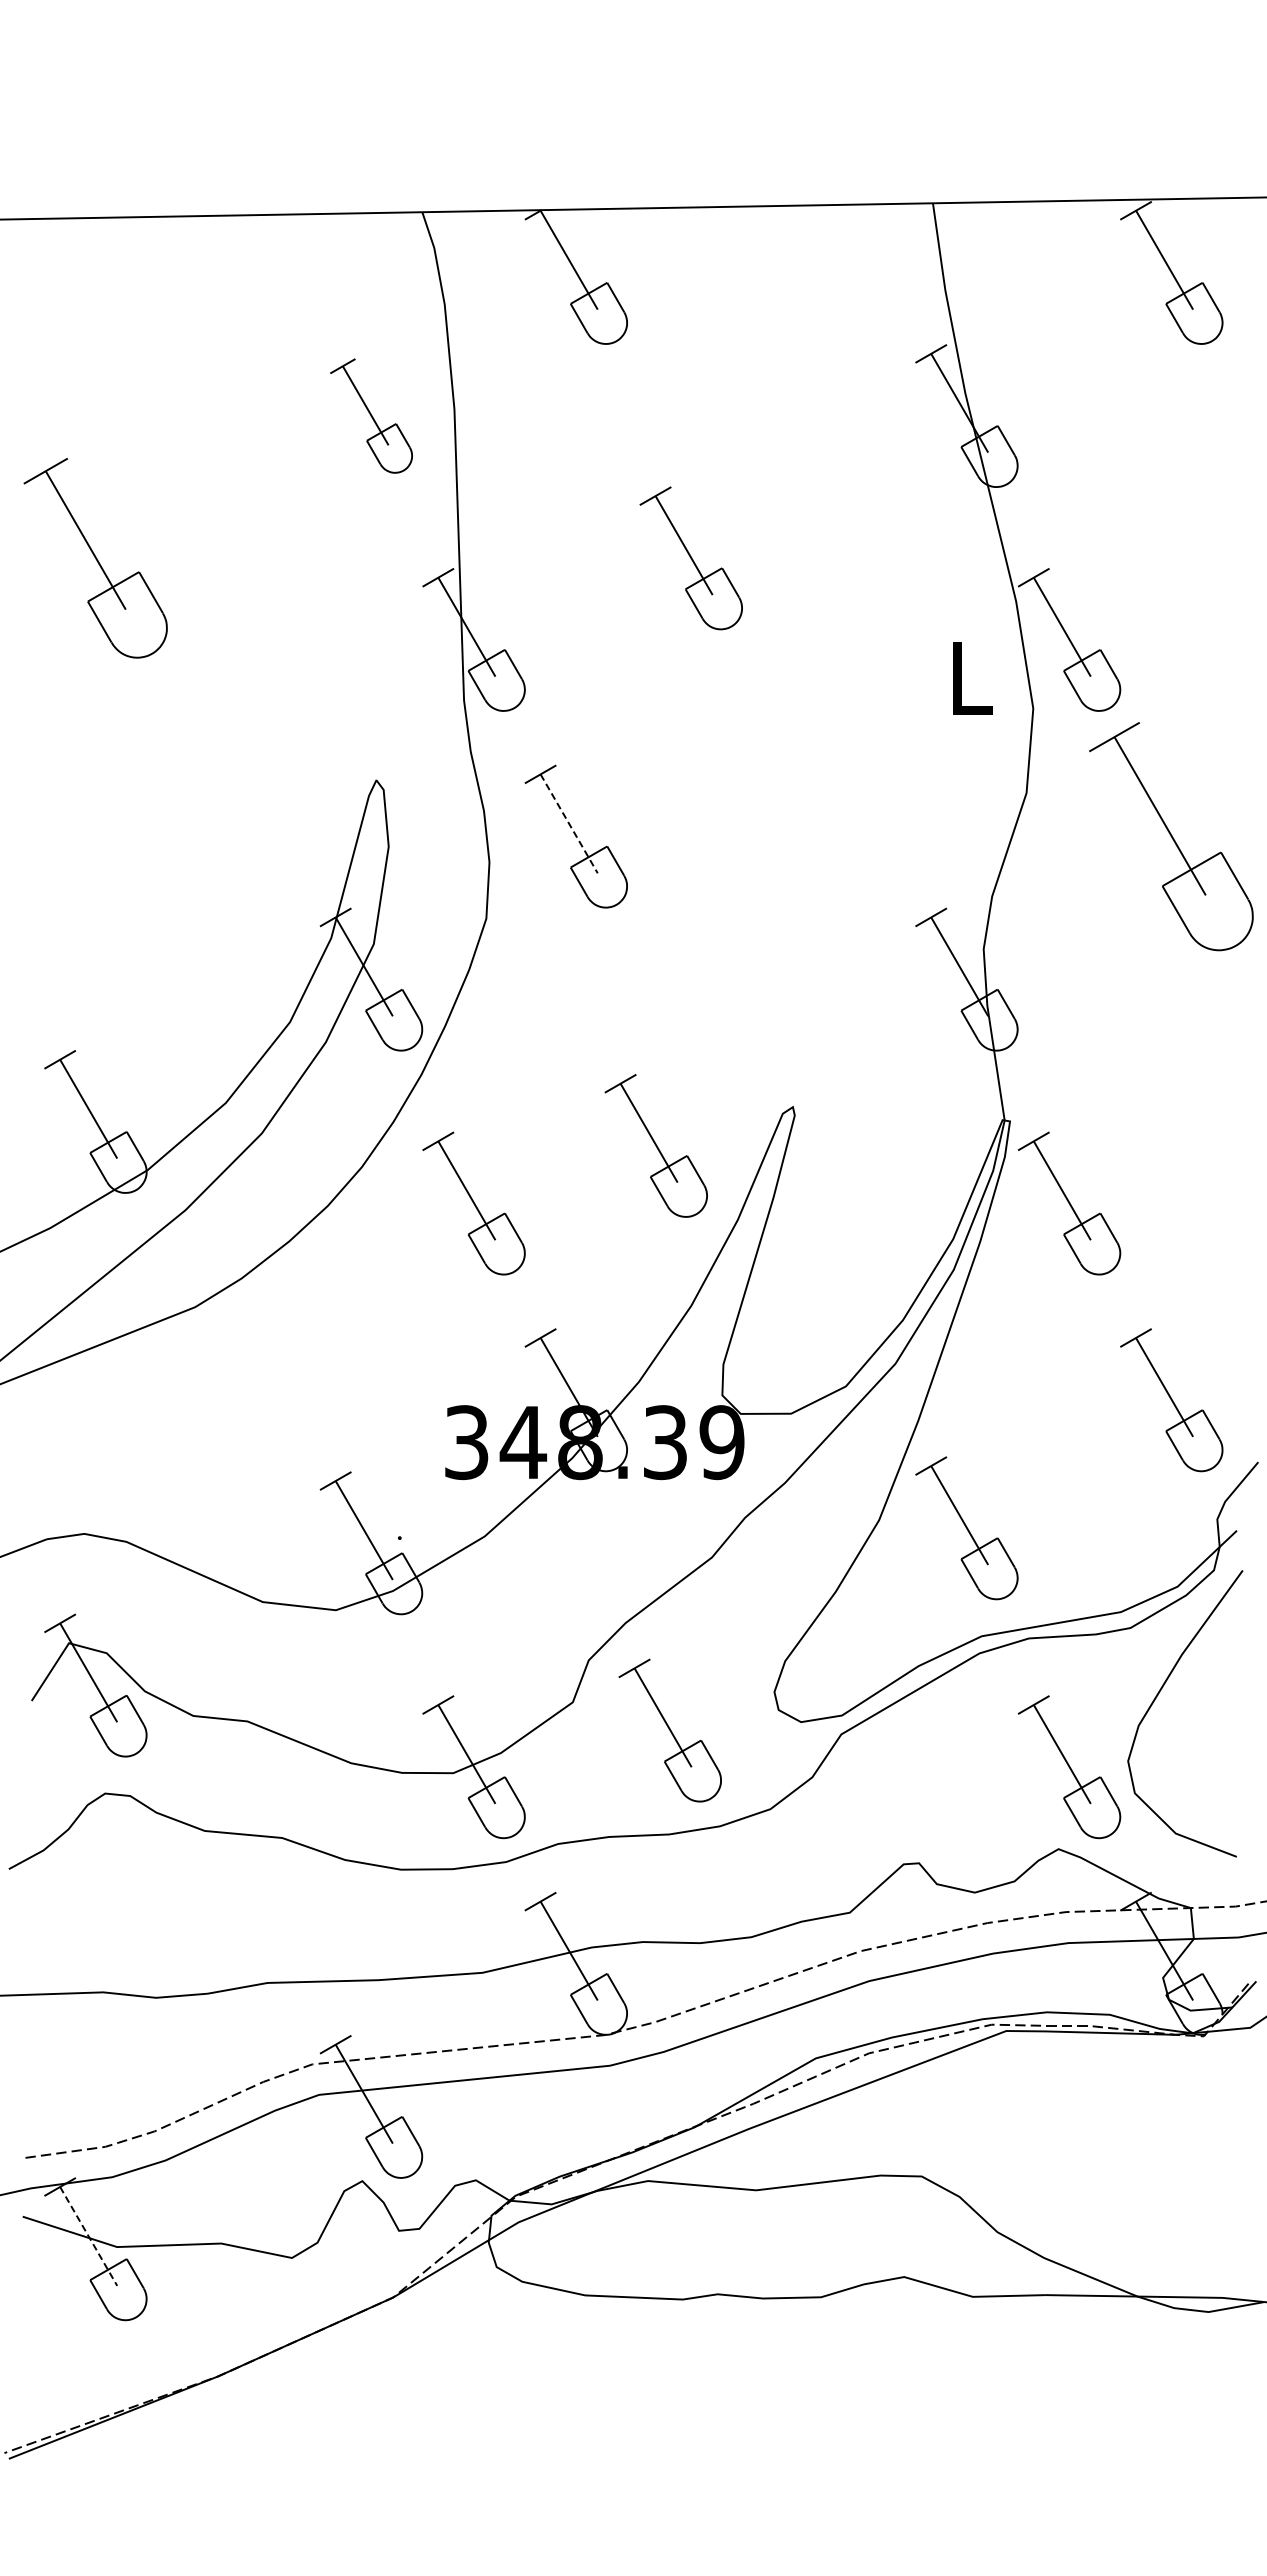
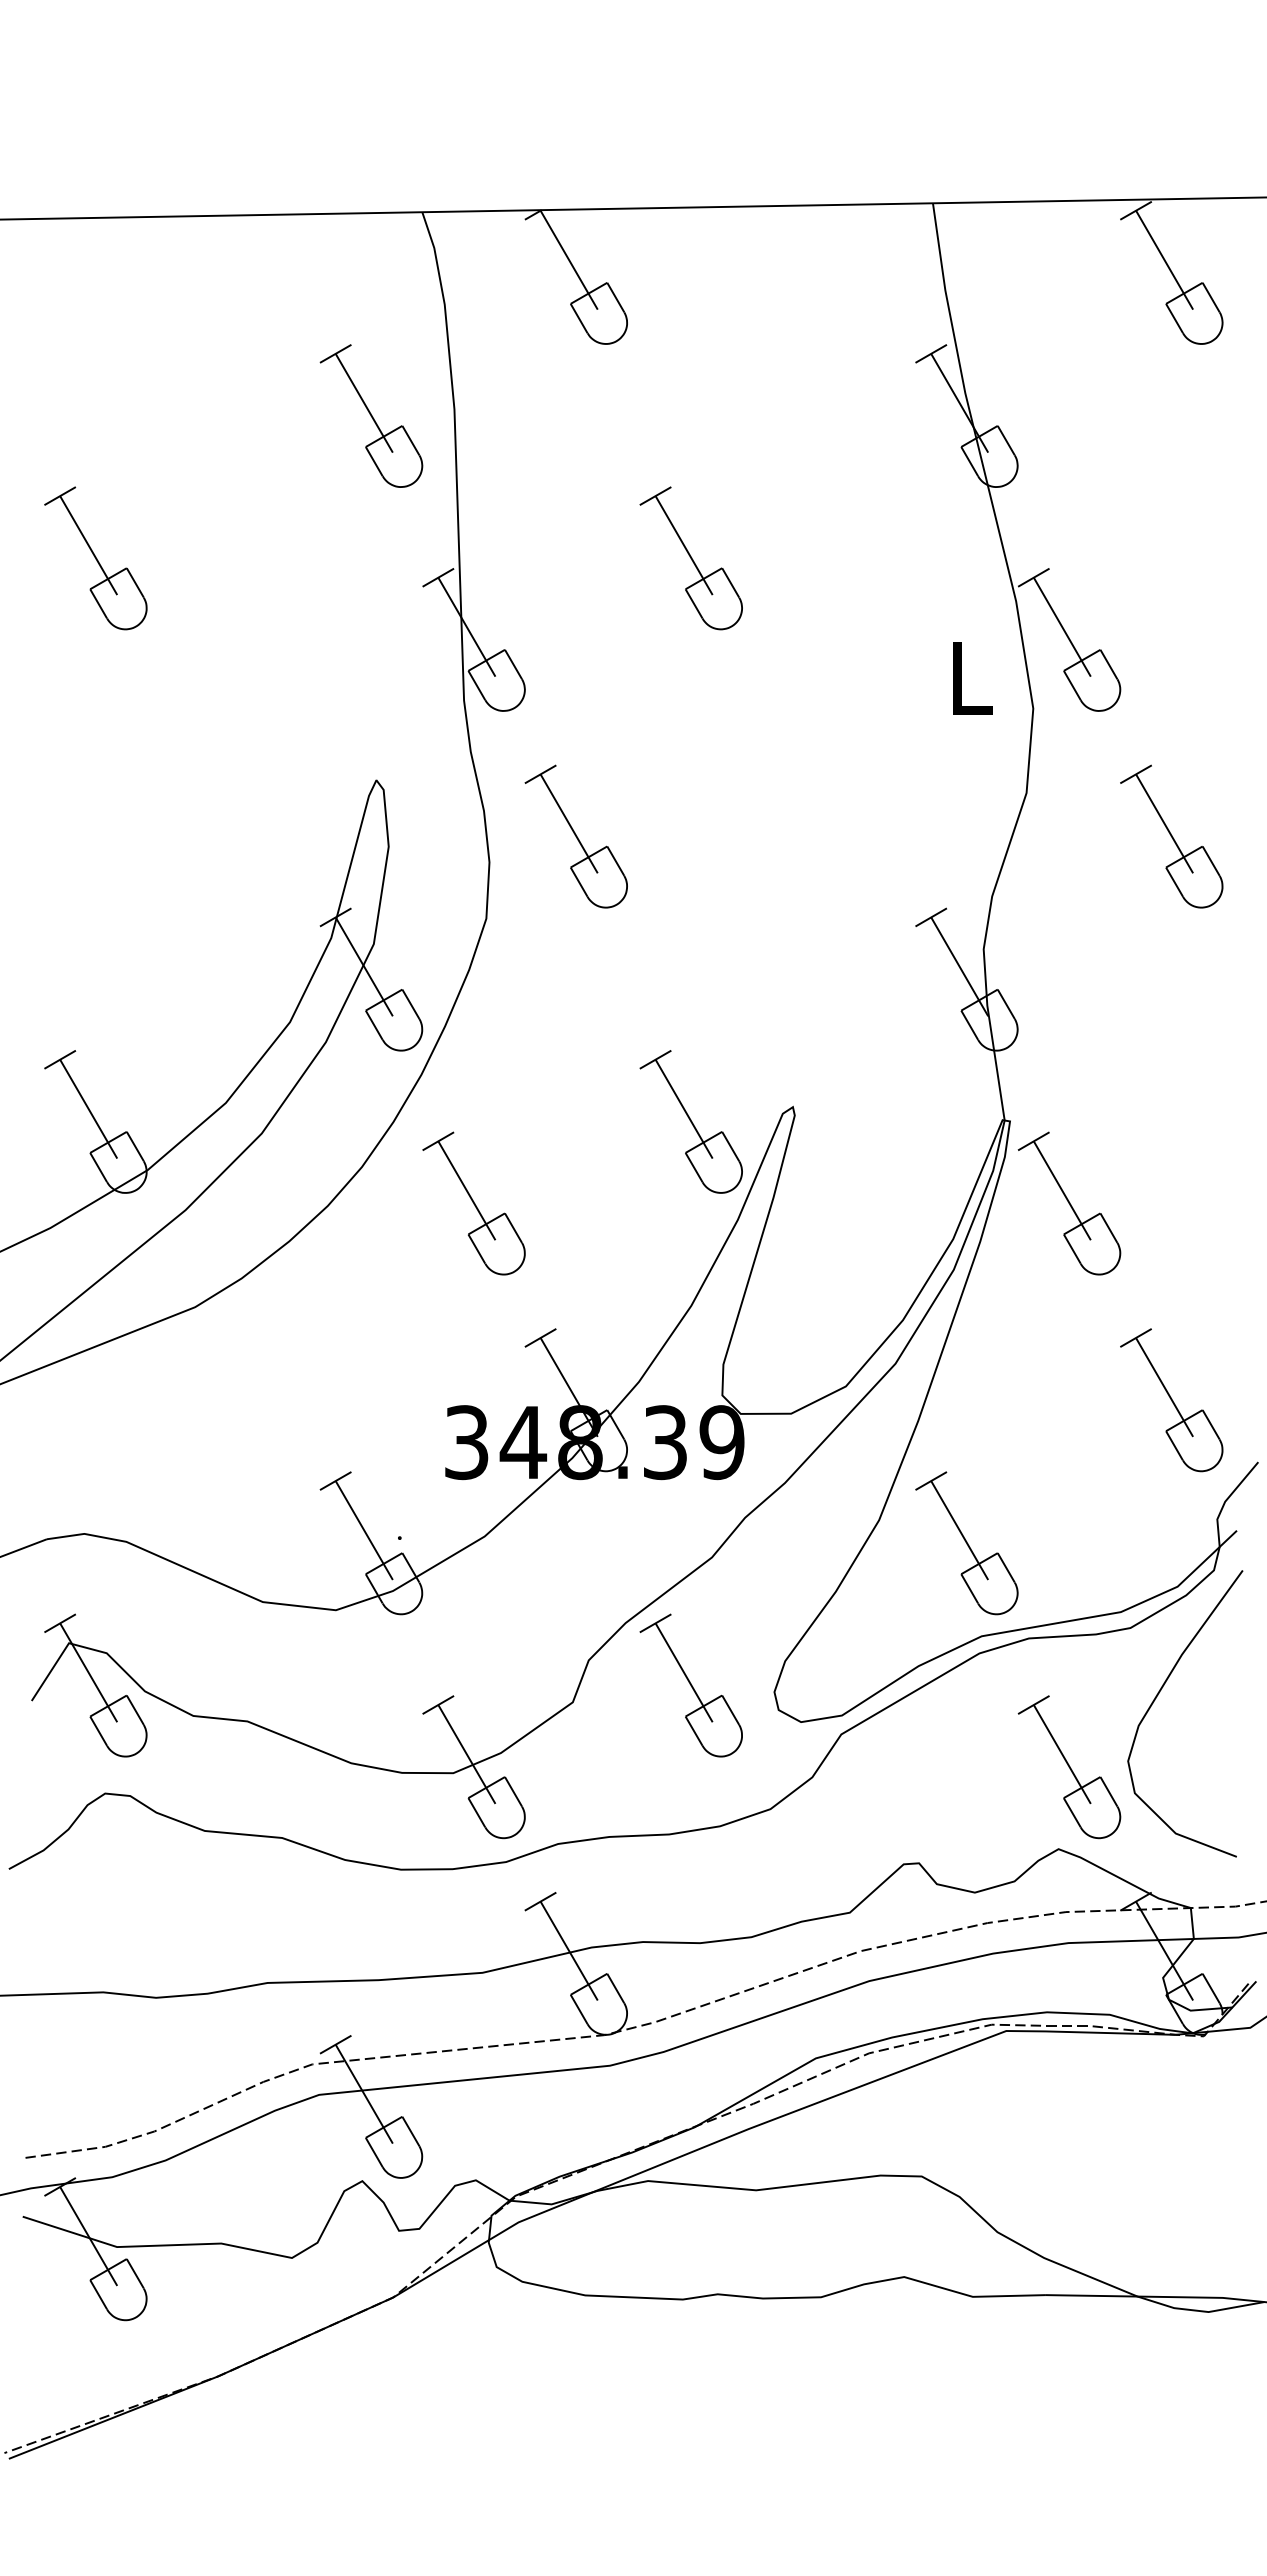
part size: 83x116 px -> 105x144 px (371, 415)
part size: 145x201 px -> 104x145 px (95, 558)
line: dashed -> solid (569, 824)
part size: 165x230 px -> 104x145 px (1171, 836)
part position: (655, 1145) -> (690, 1121) (690, 1121)
part position: (966, 1528) -> (966, 1543) (966, 1543)
part position: (669, 1730) -> (690, 1685) (690, 1685)
line: dashed -> solid (88, 2236)
